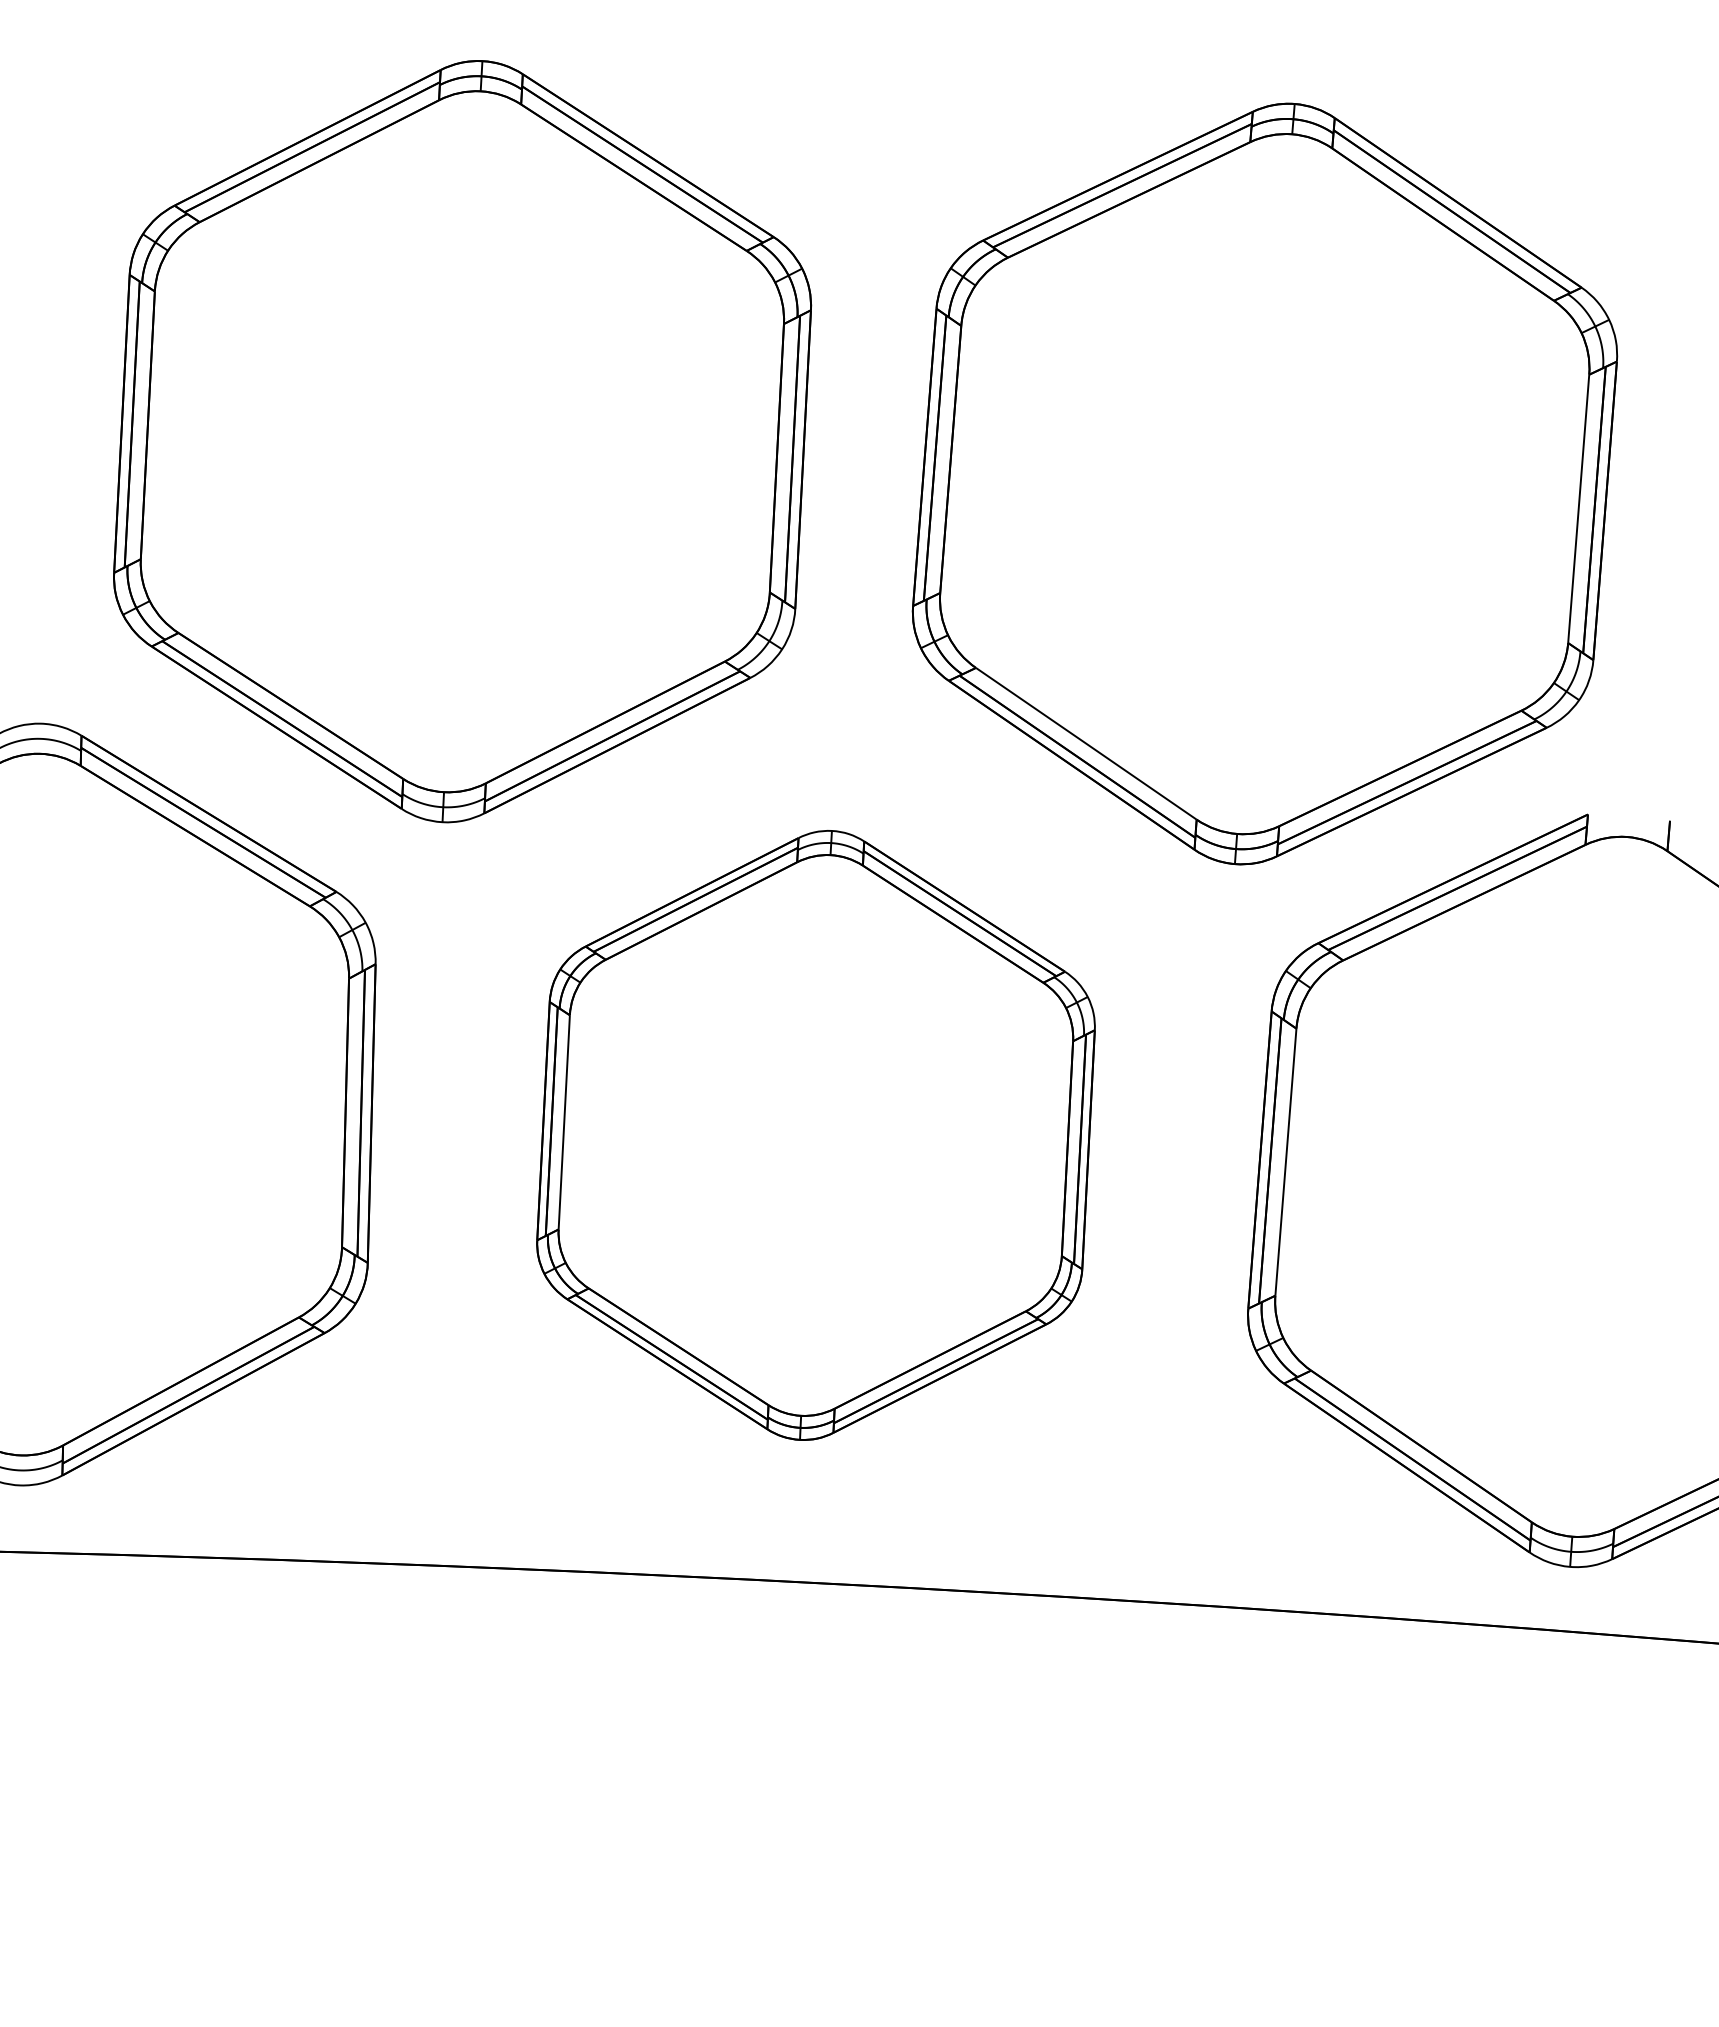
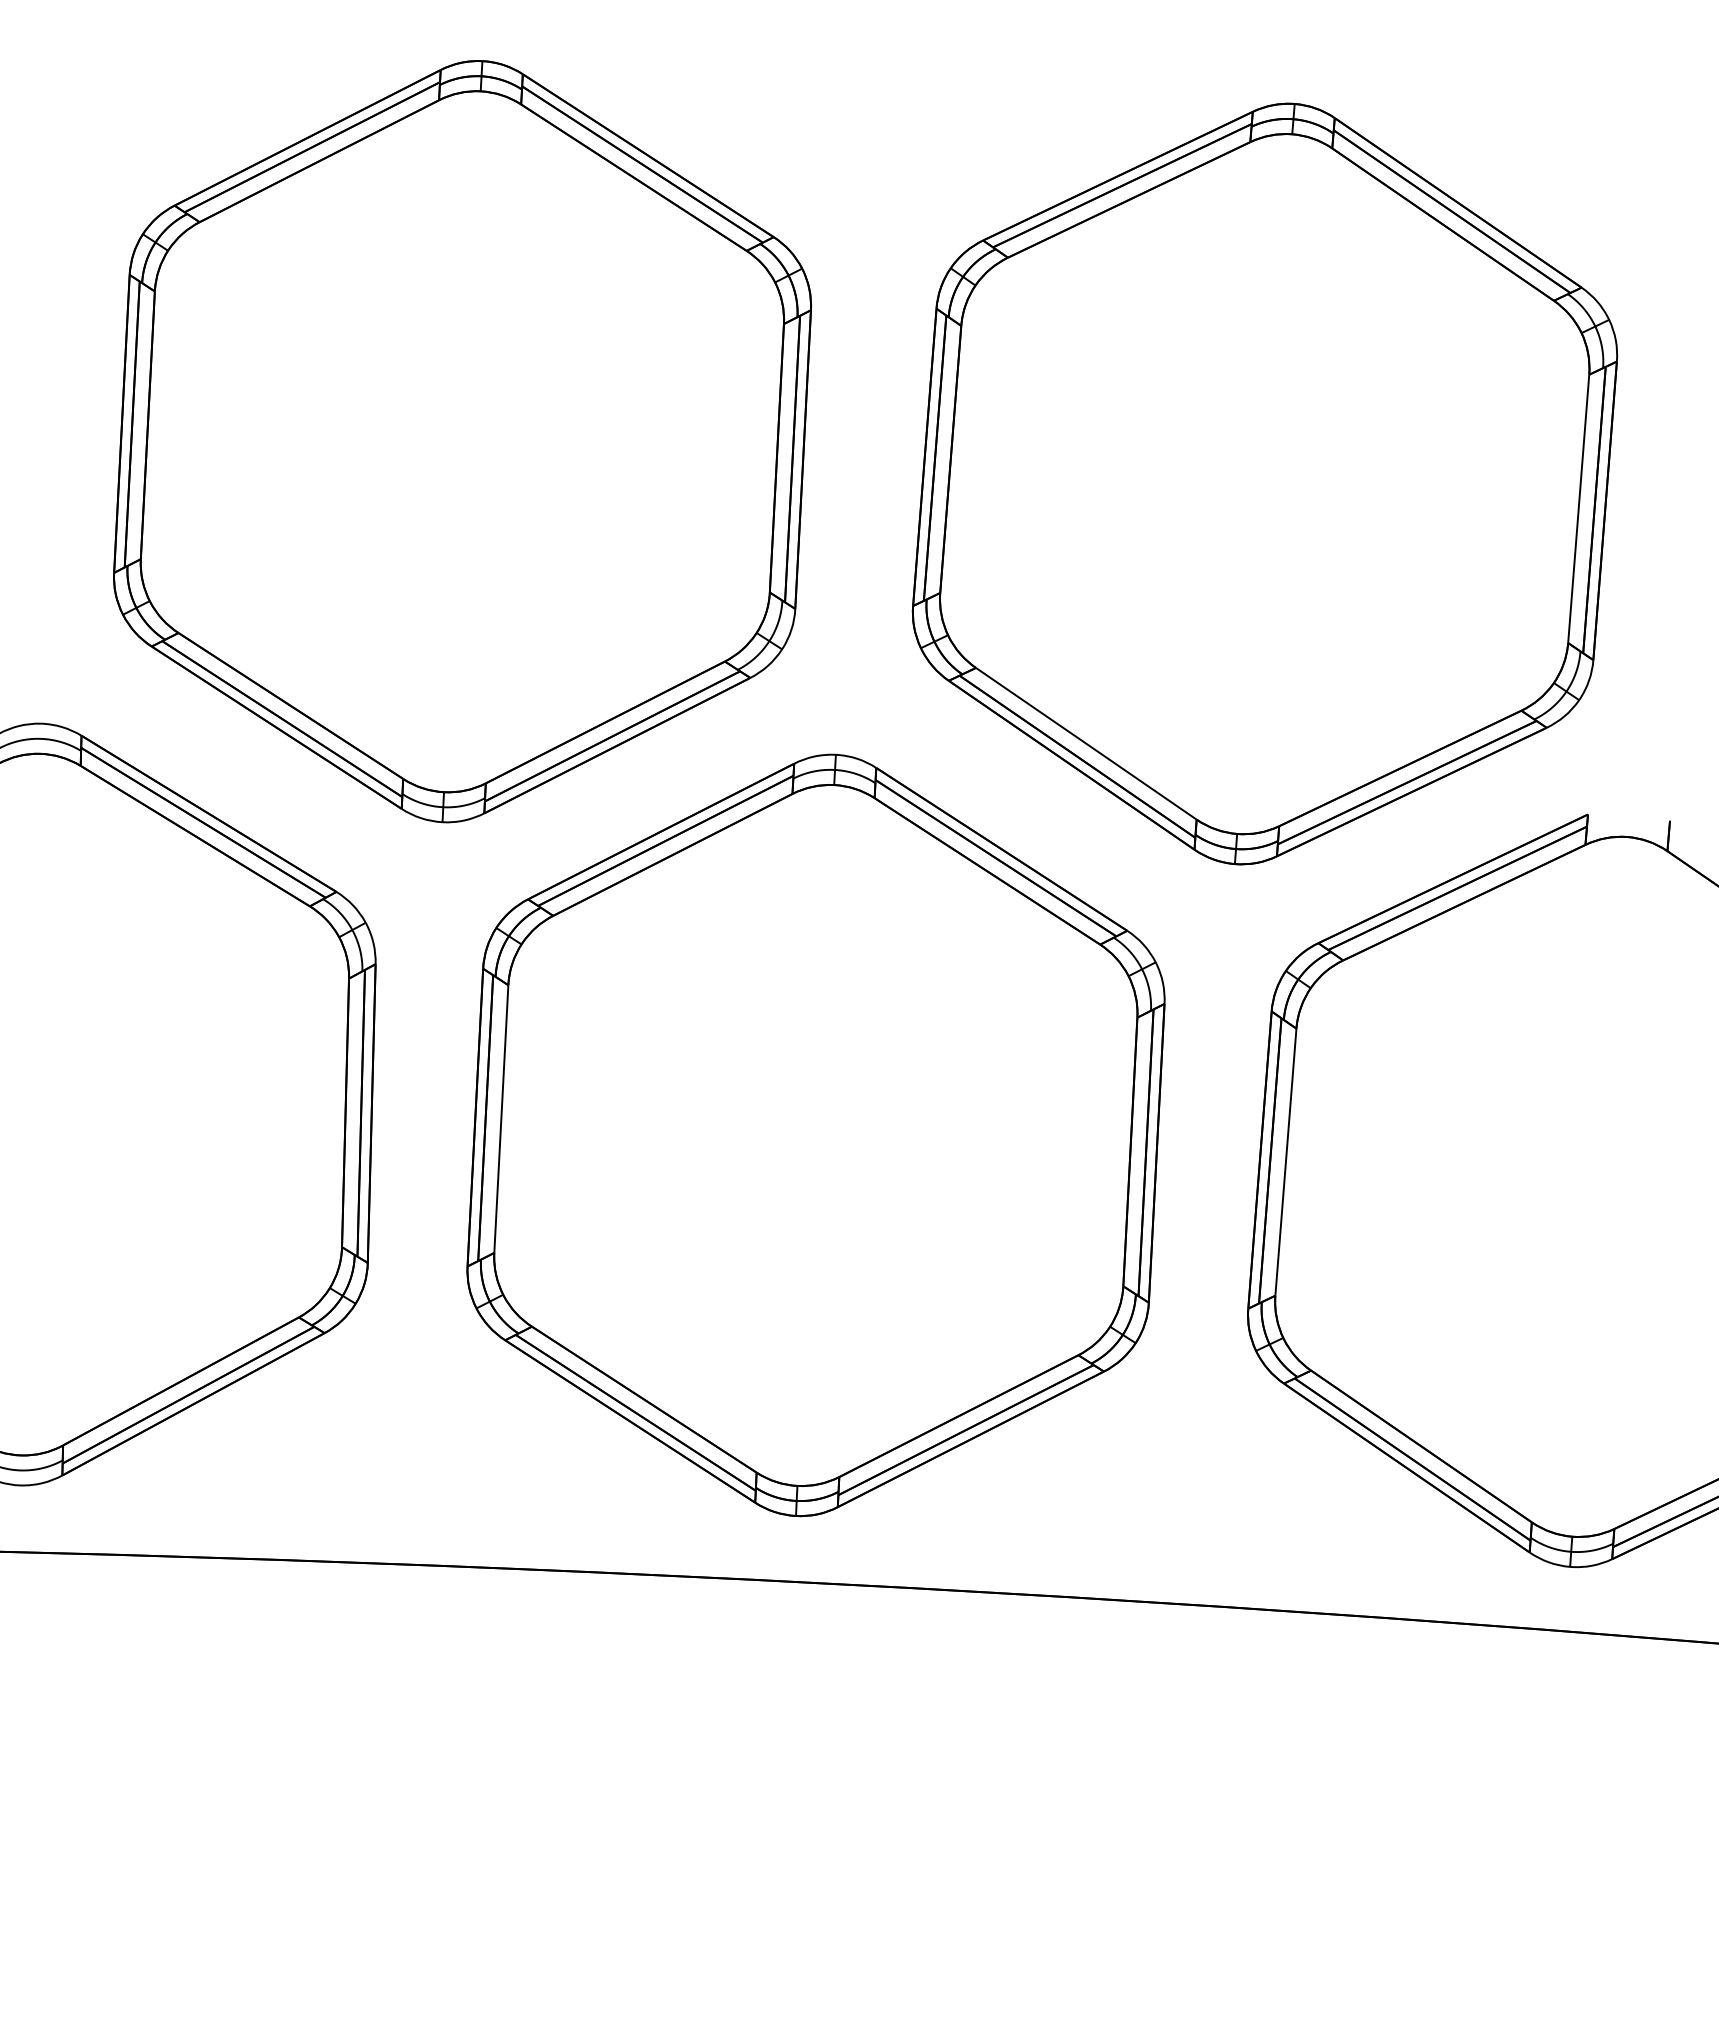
part size: 560x611 px -> 700x765 px (815, 1135)
